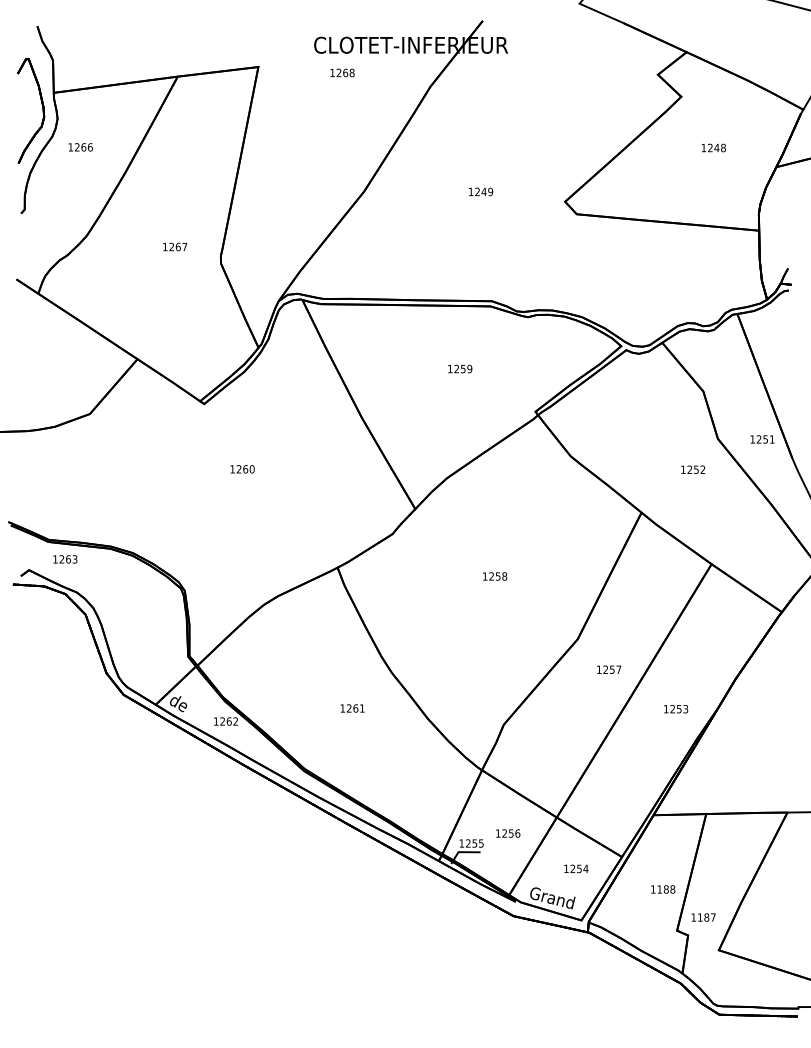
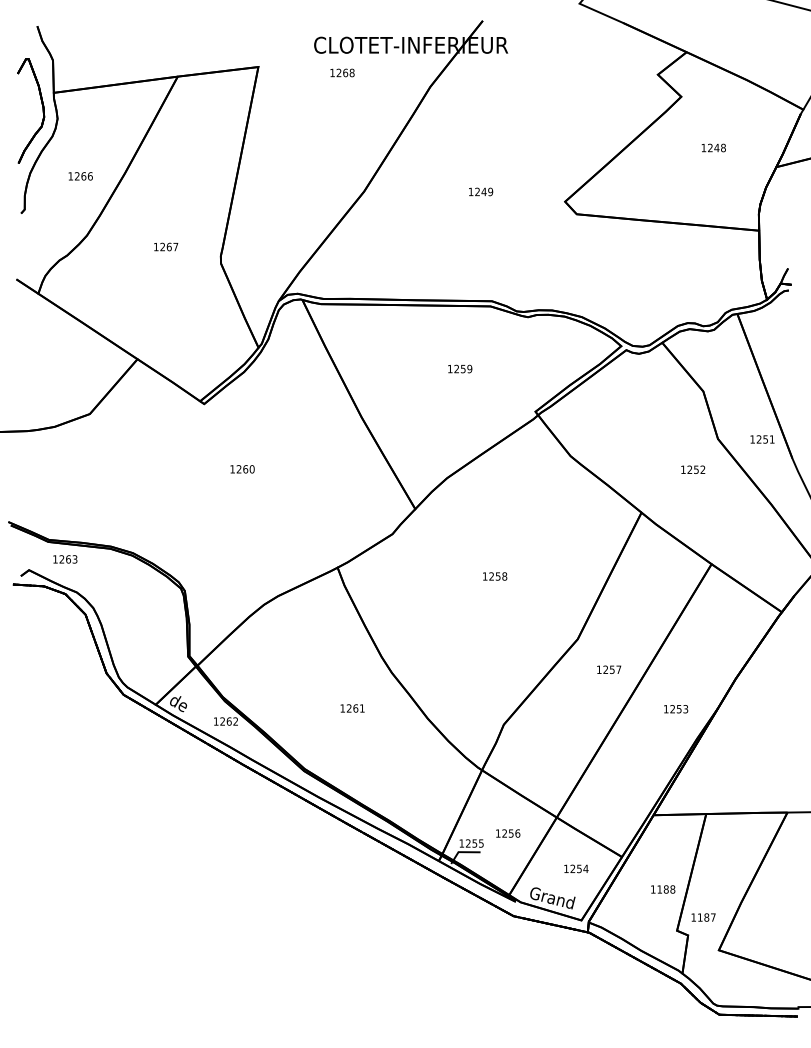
text position: (80, 147) -> (80, 176) (80, 176)
text position: (175, 246) -> (166, 246) (166, 246)
